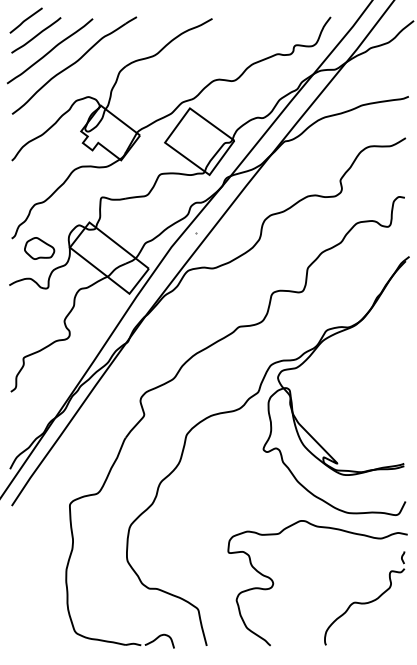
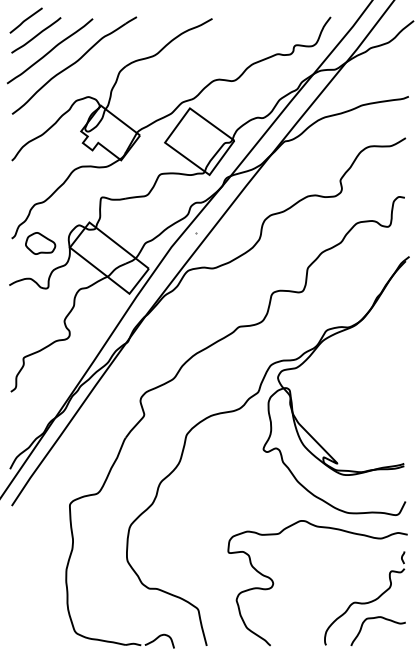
part position: (39, 248) -> (40, 243) (40, 243)
curve: none -> present (377, 618)
